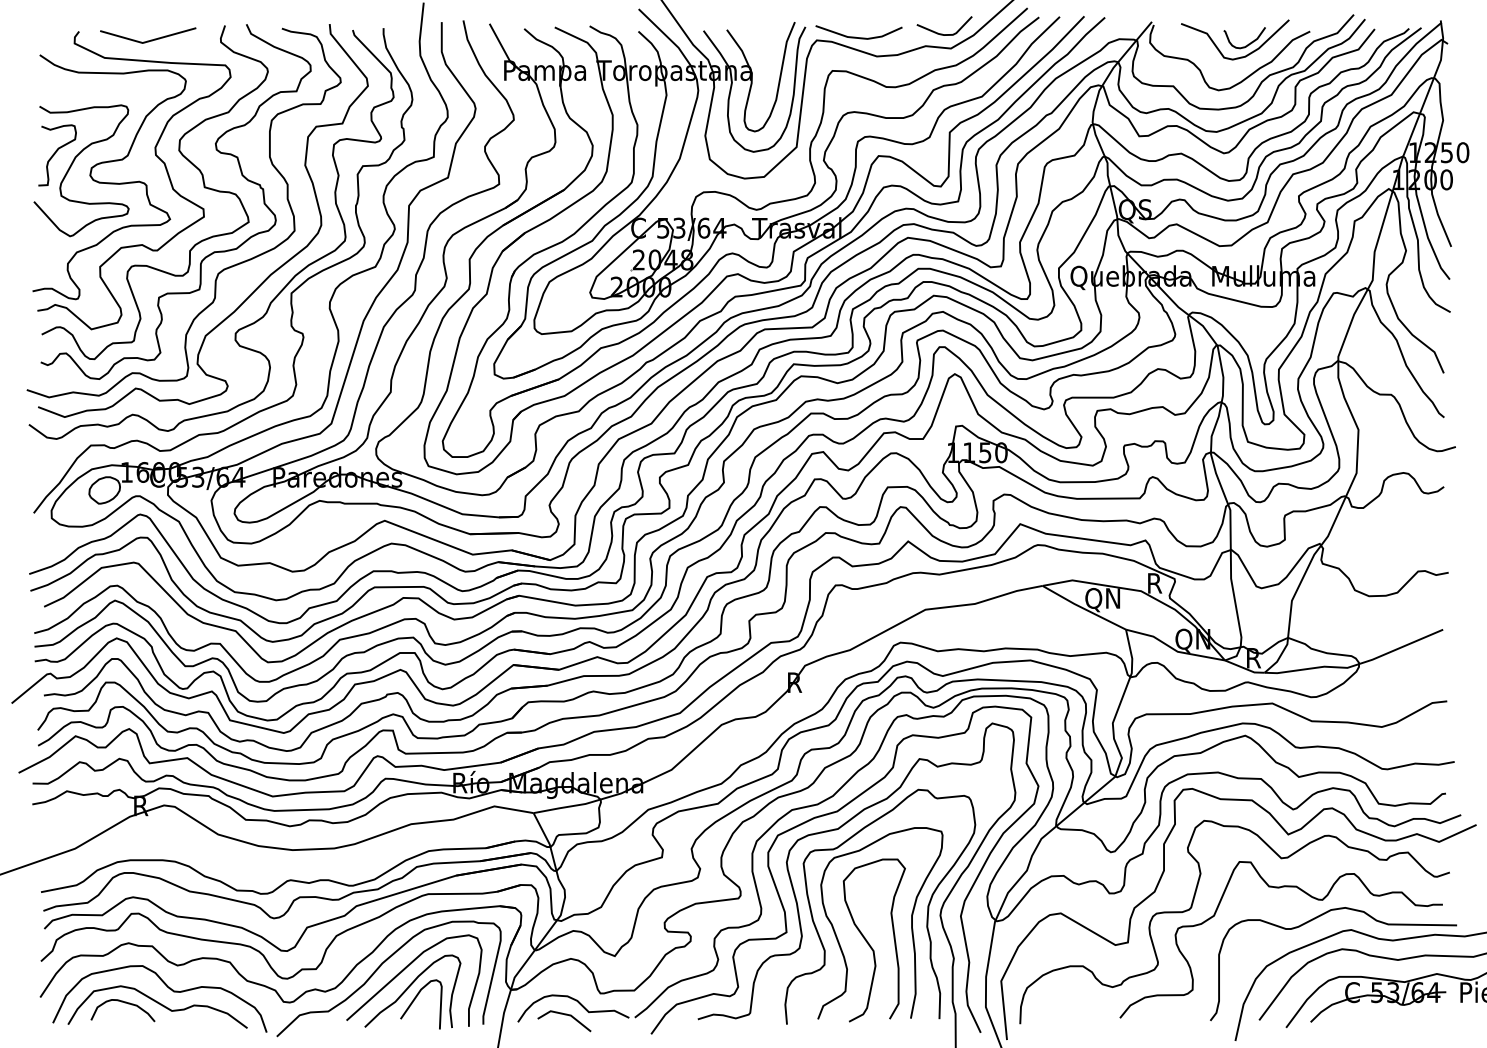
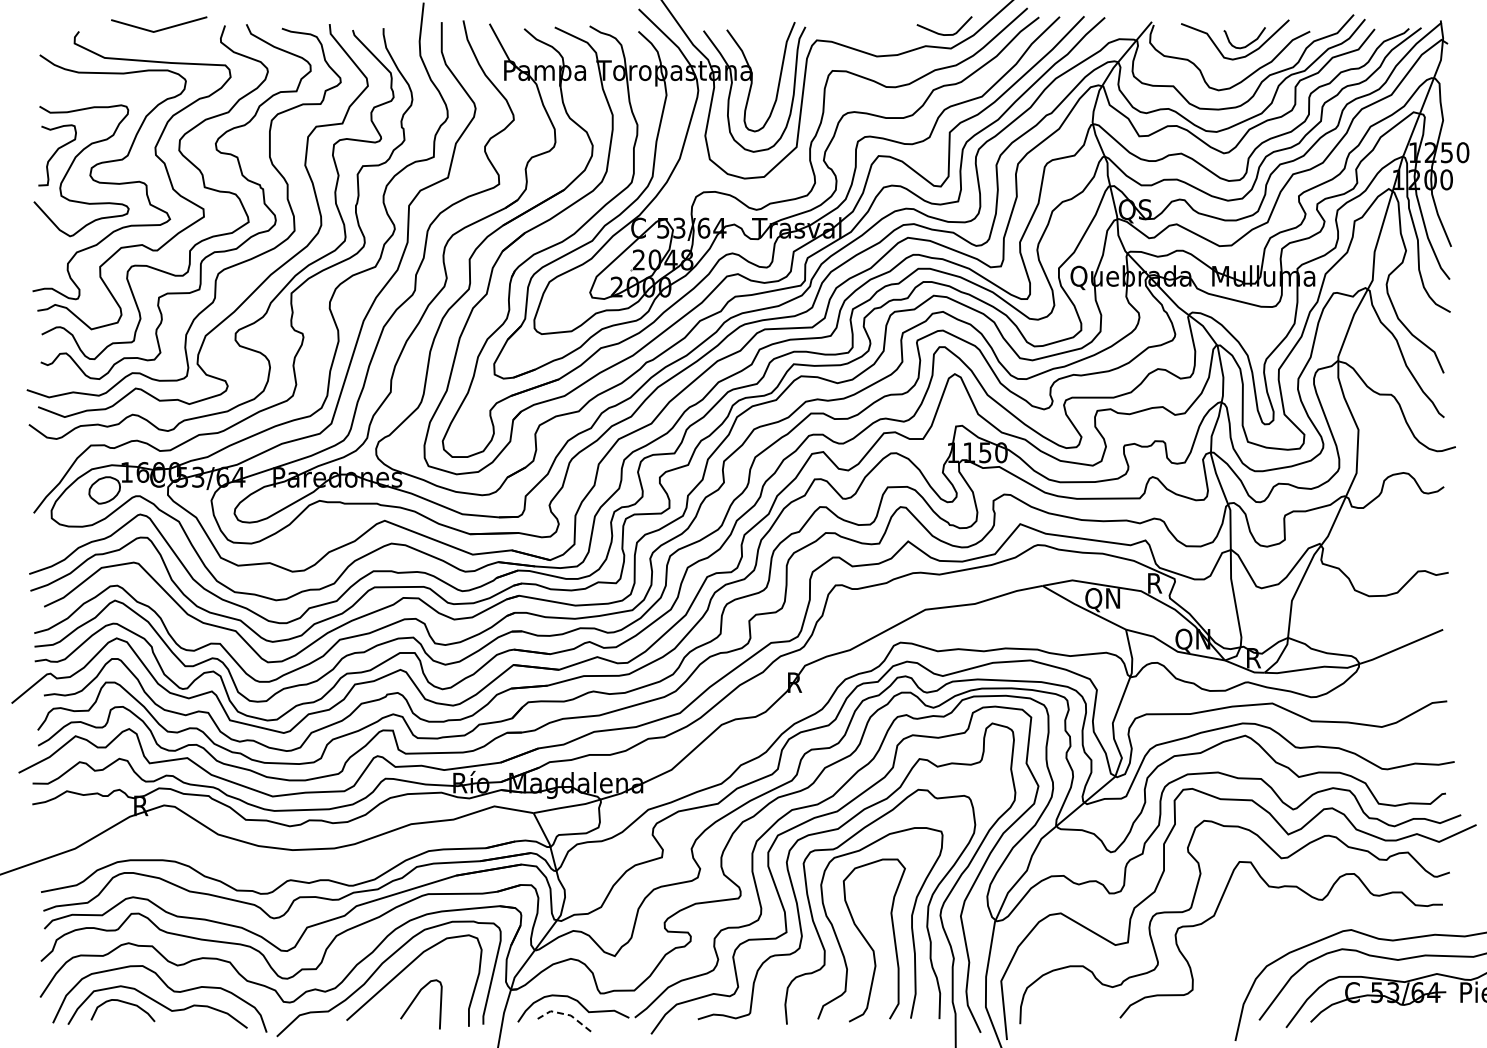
line: present -> none (855, 36)
line position: (150, 39) -> (161, 28) (161, 28)
curve: present -> none (1311, 921)
curve: present -> none (409, 987)
line: solid -> dashed (565, 1014)
